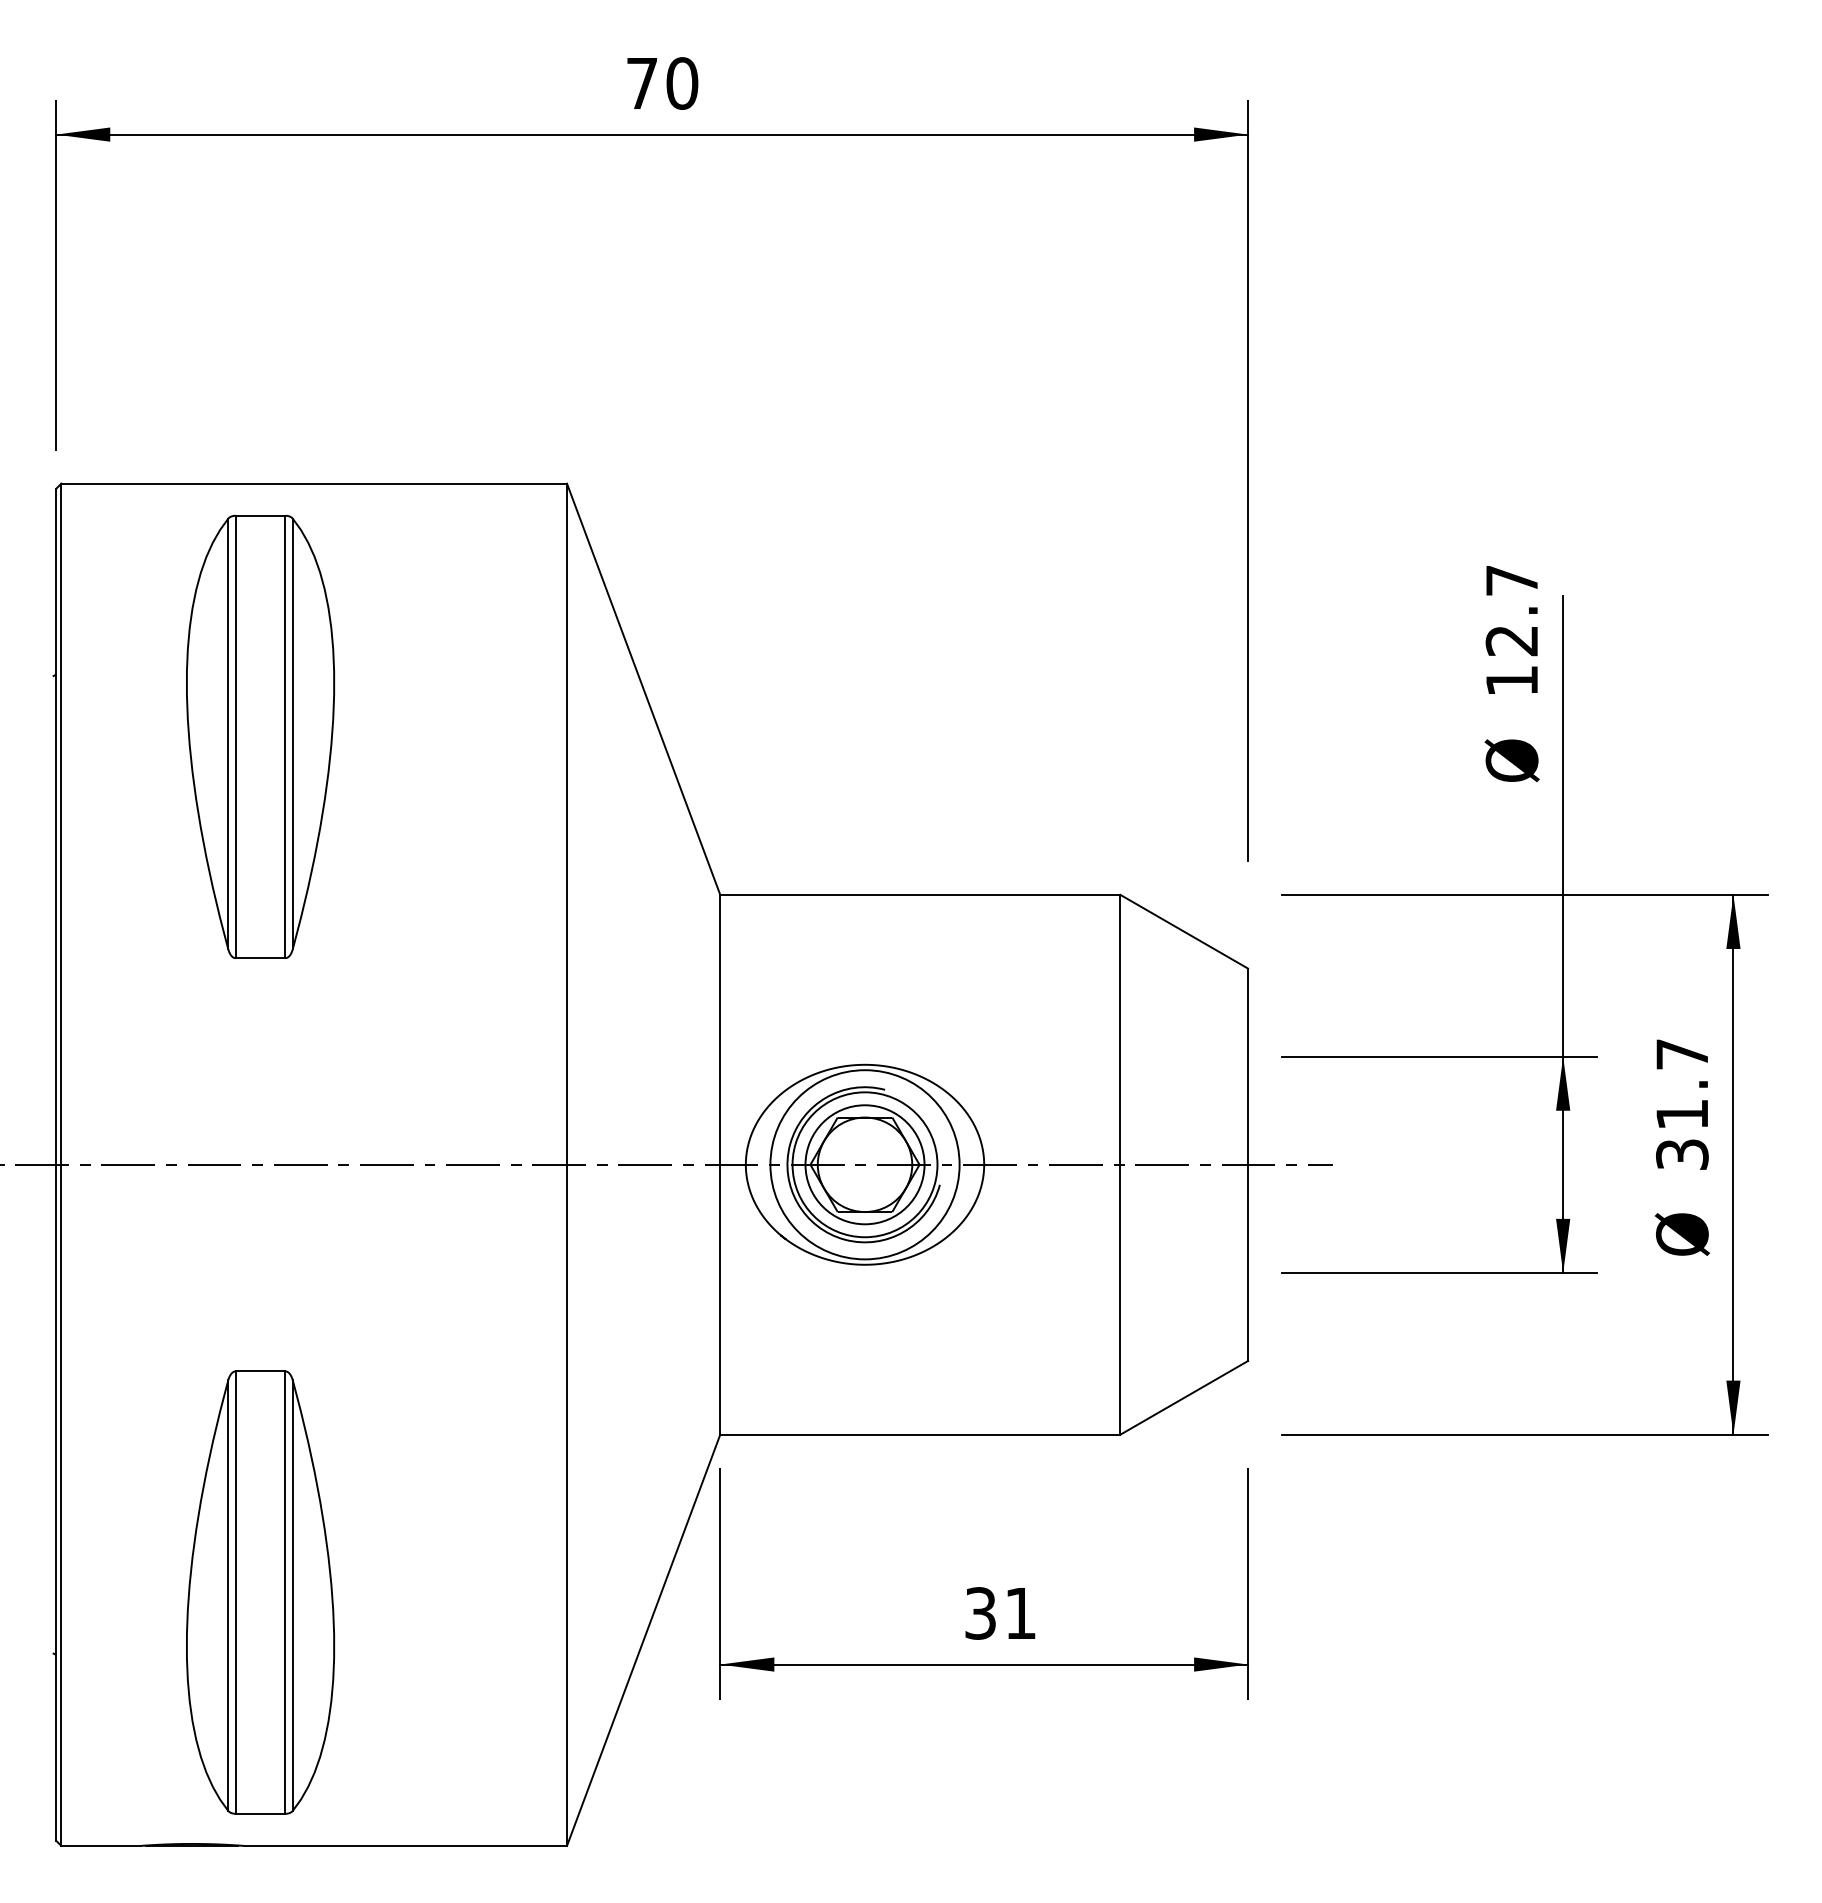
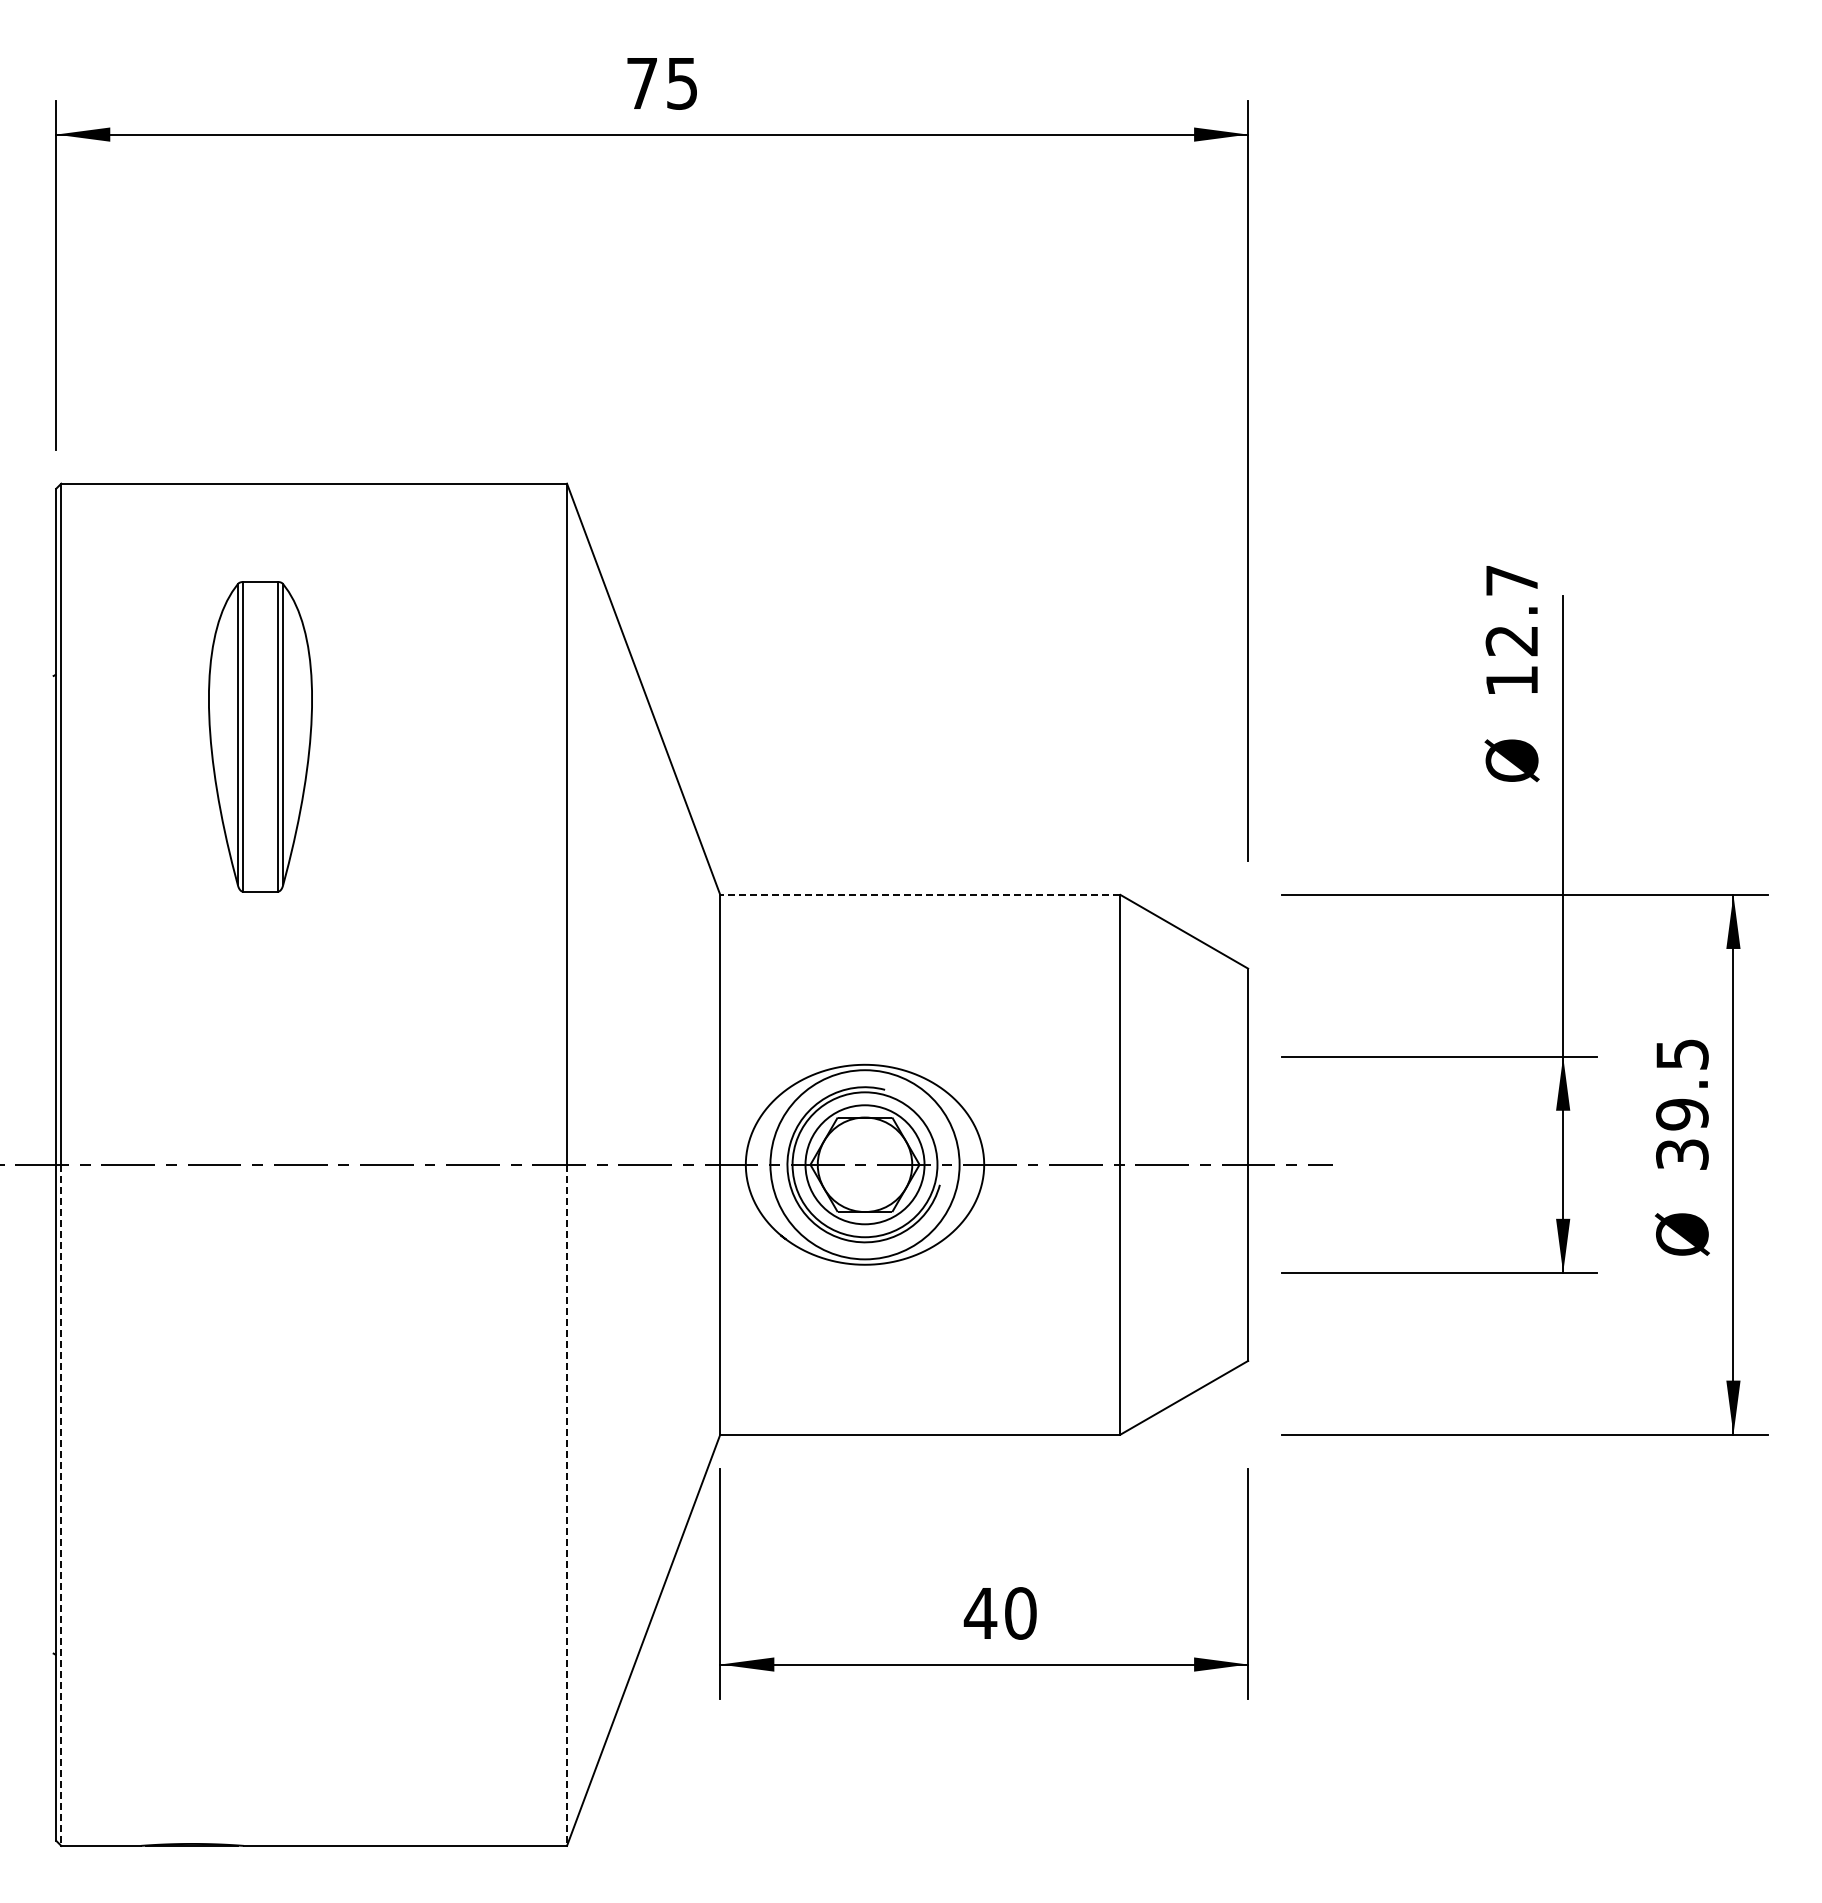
text: 70 -> 75 (682, 83)
part size: 149x445 px -> 105x312 px (260, 736)
line: solid -> dashed (919, 894)
text: 31.7 -> 39.5 (1682, 1084)
line: solid -> dashed (61, 1505)
line: solid -> dashed (567, 1505)
part: present -> none (260, 1592)
text: 31 -> 40 (999, 1613)
